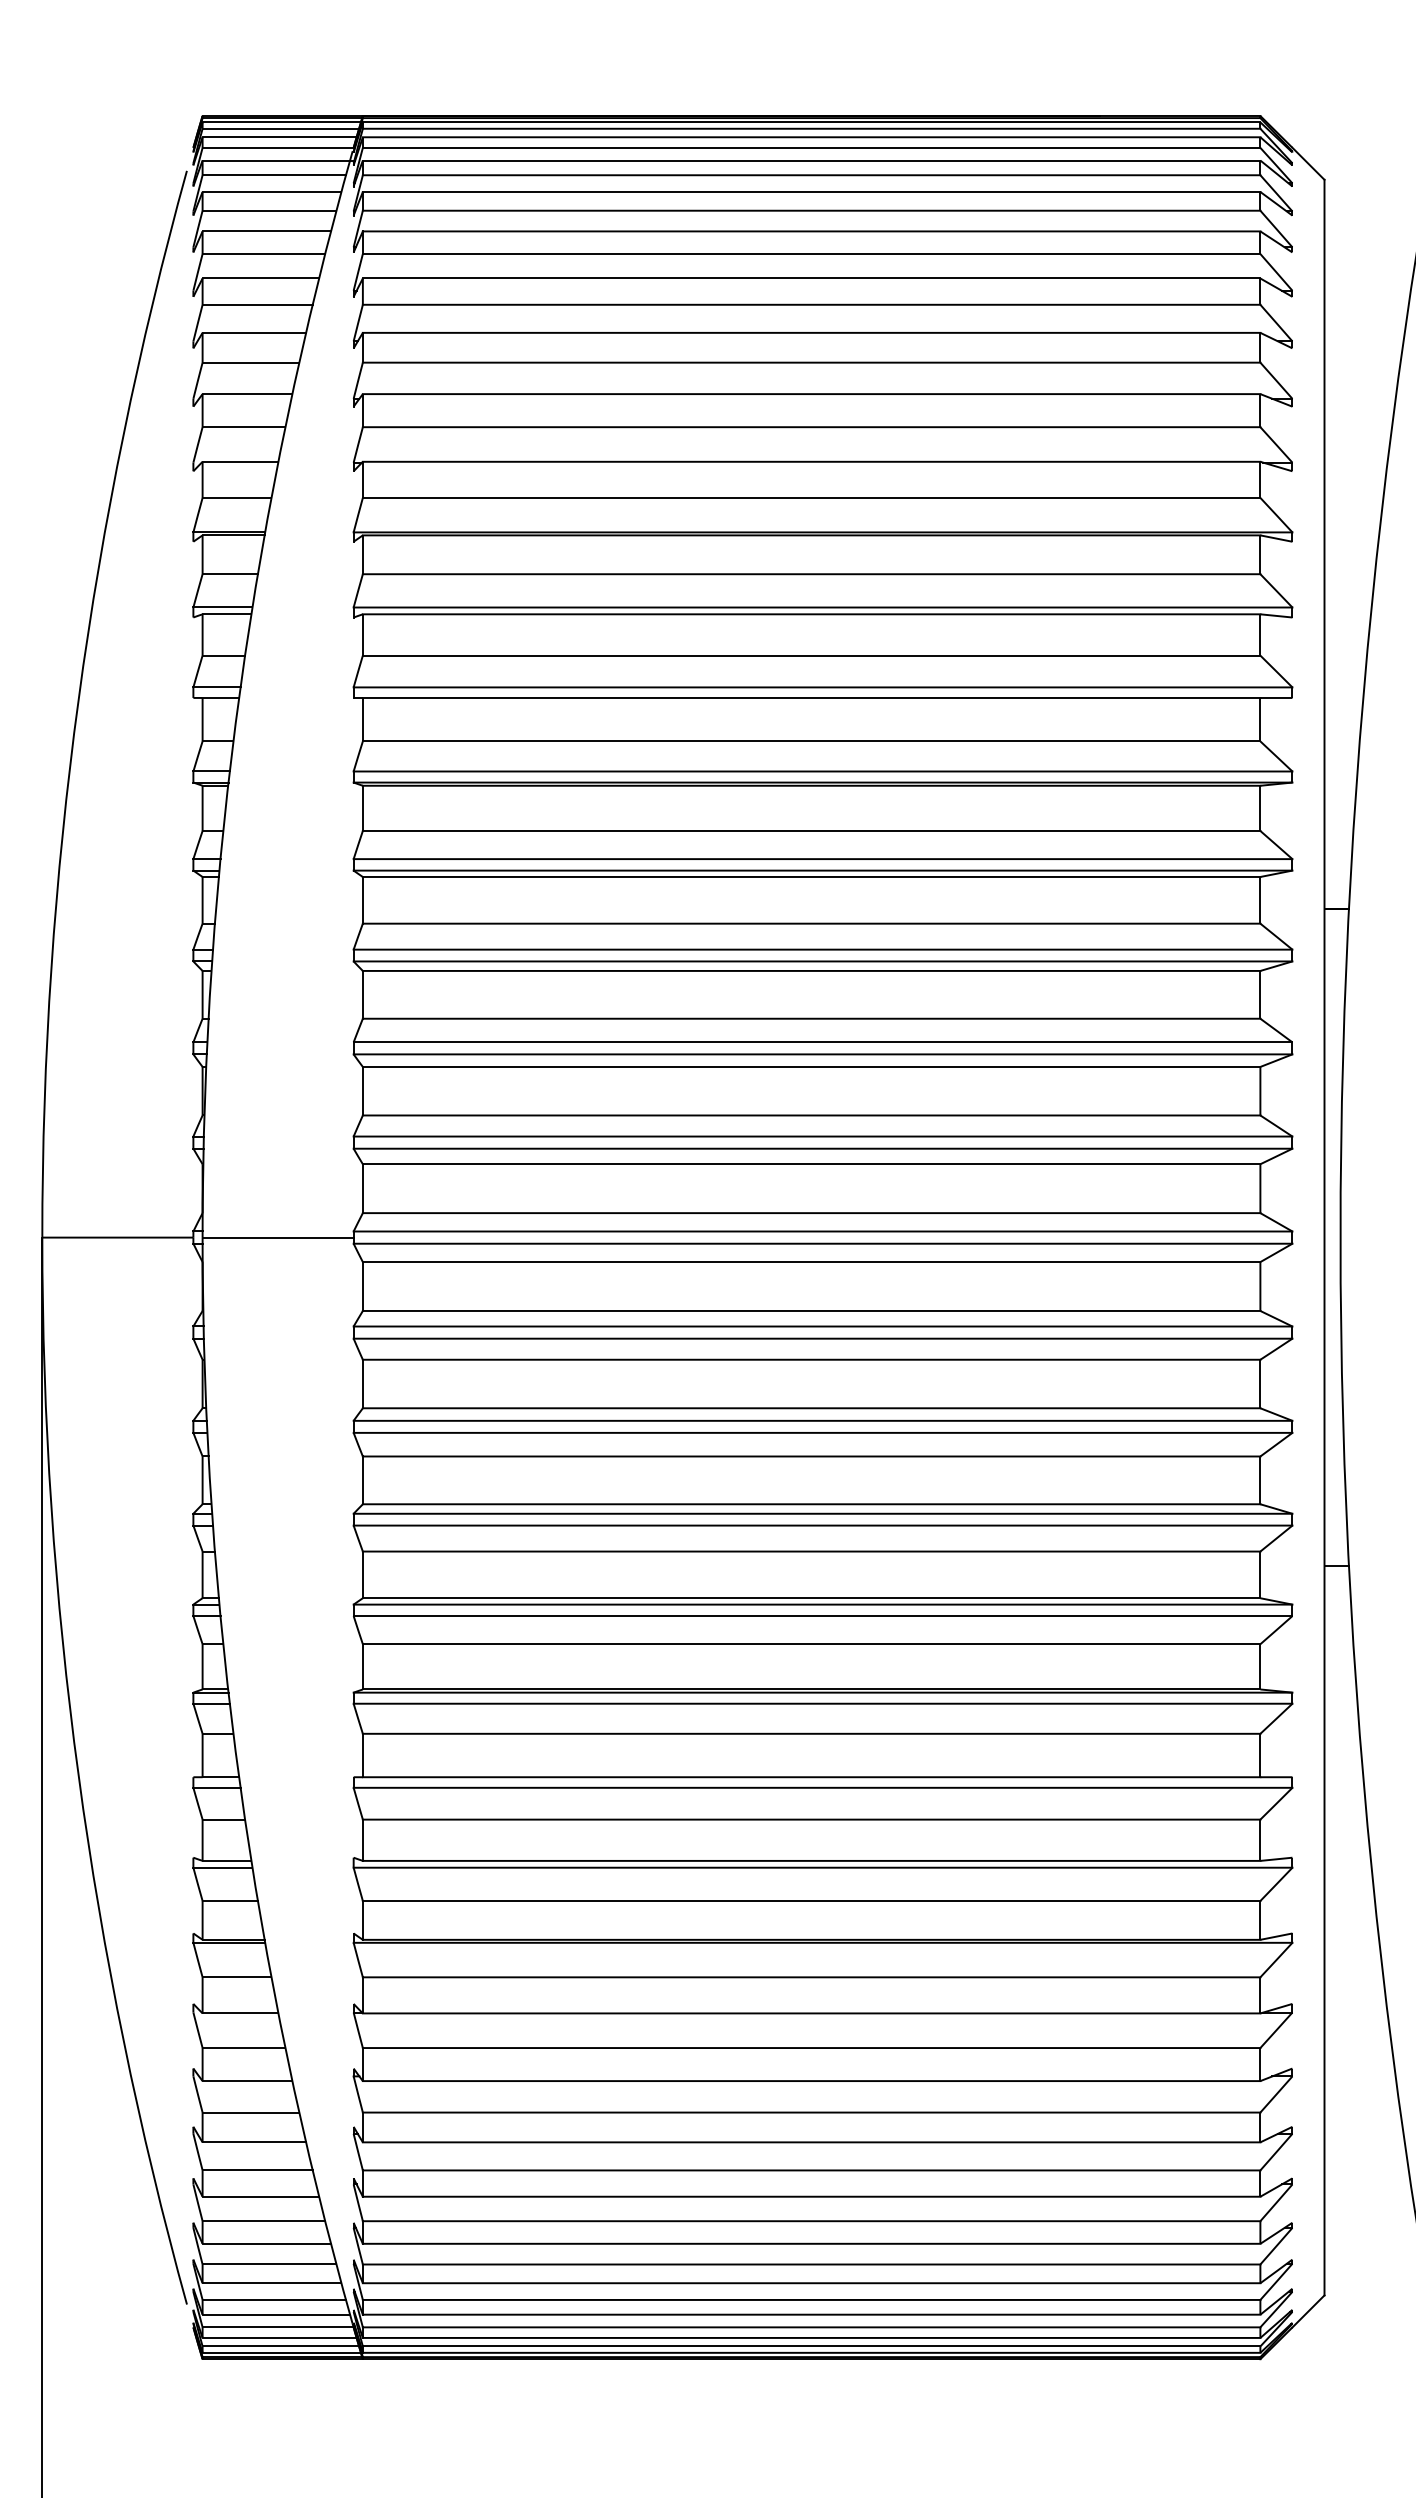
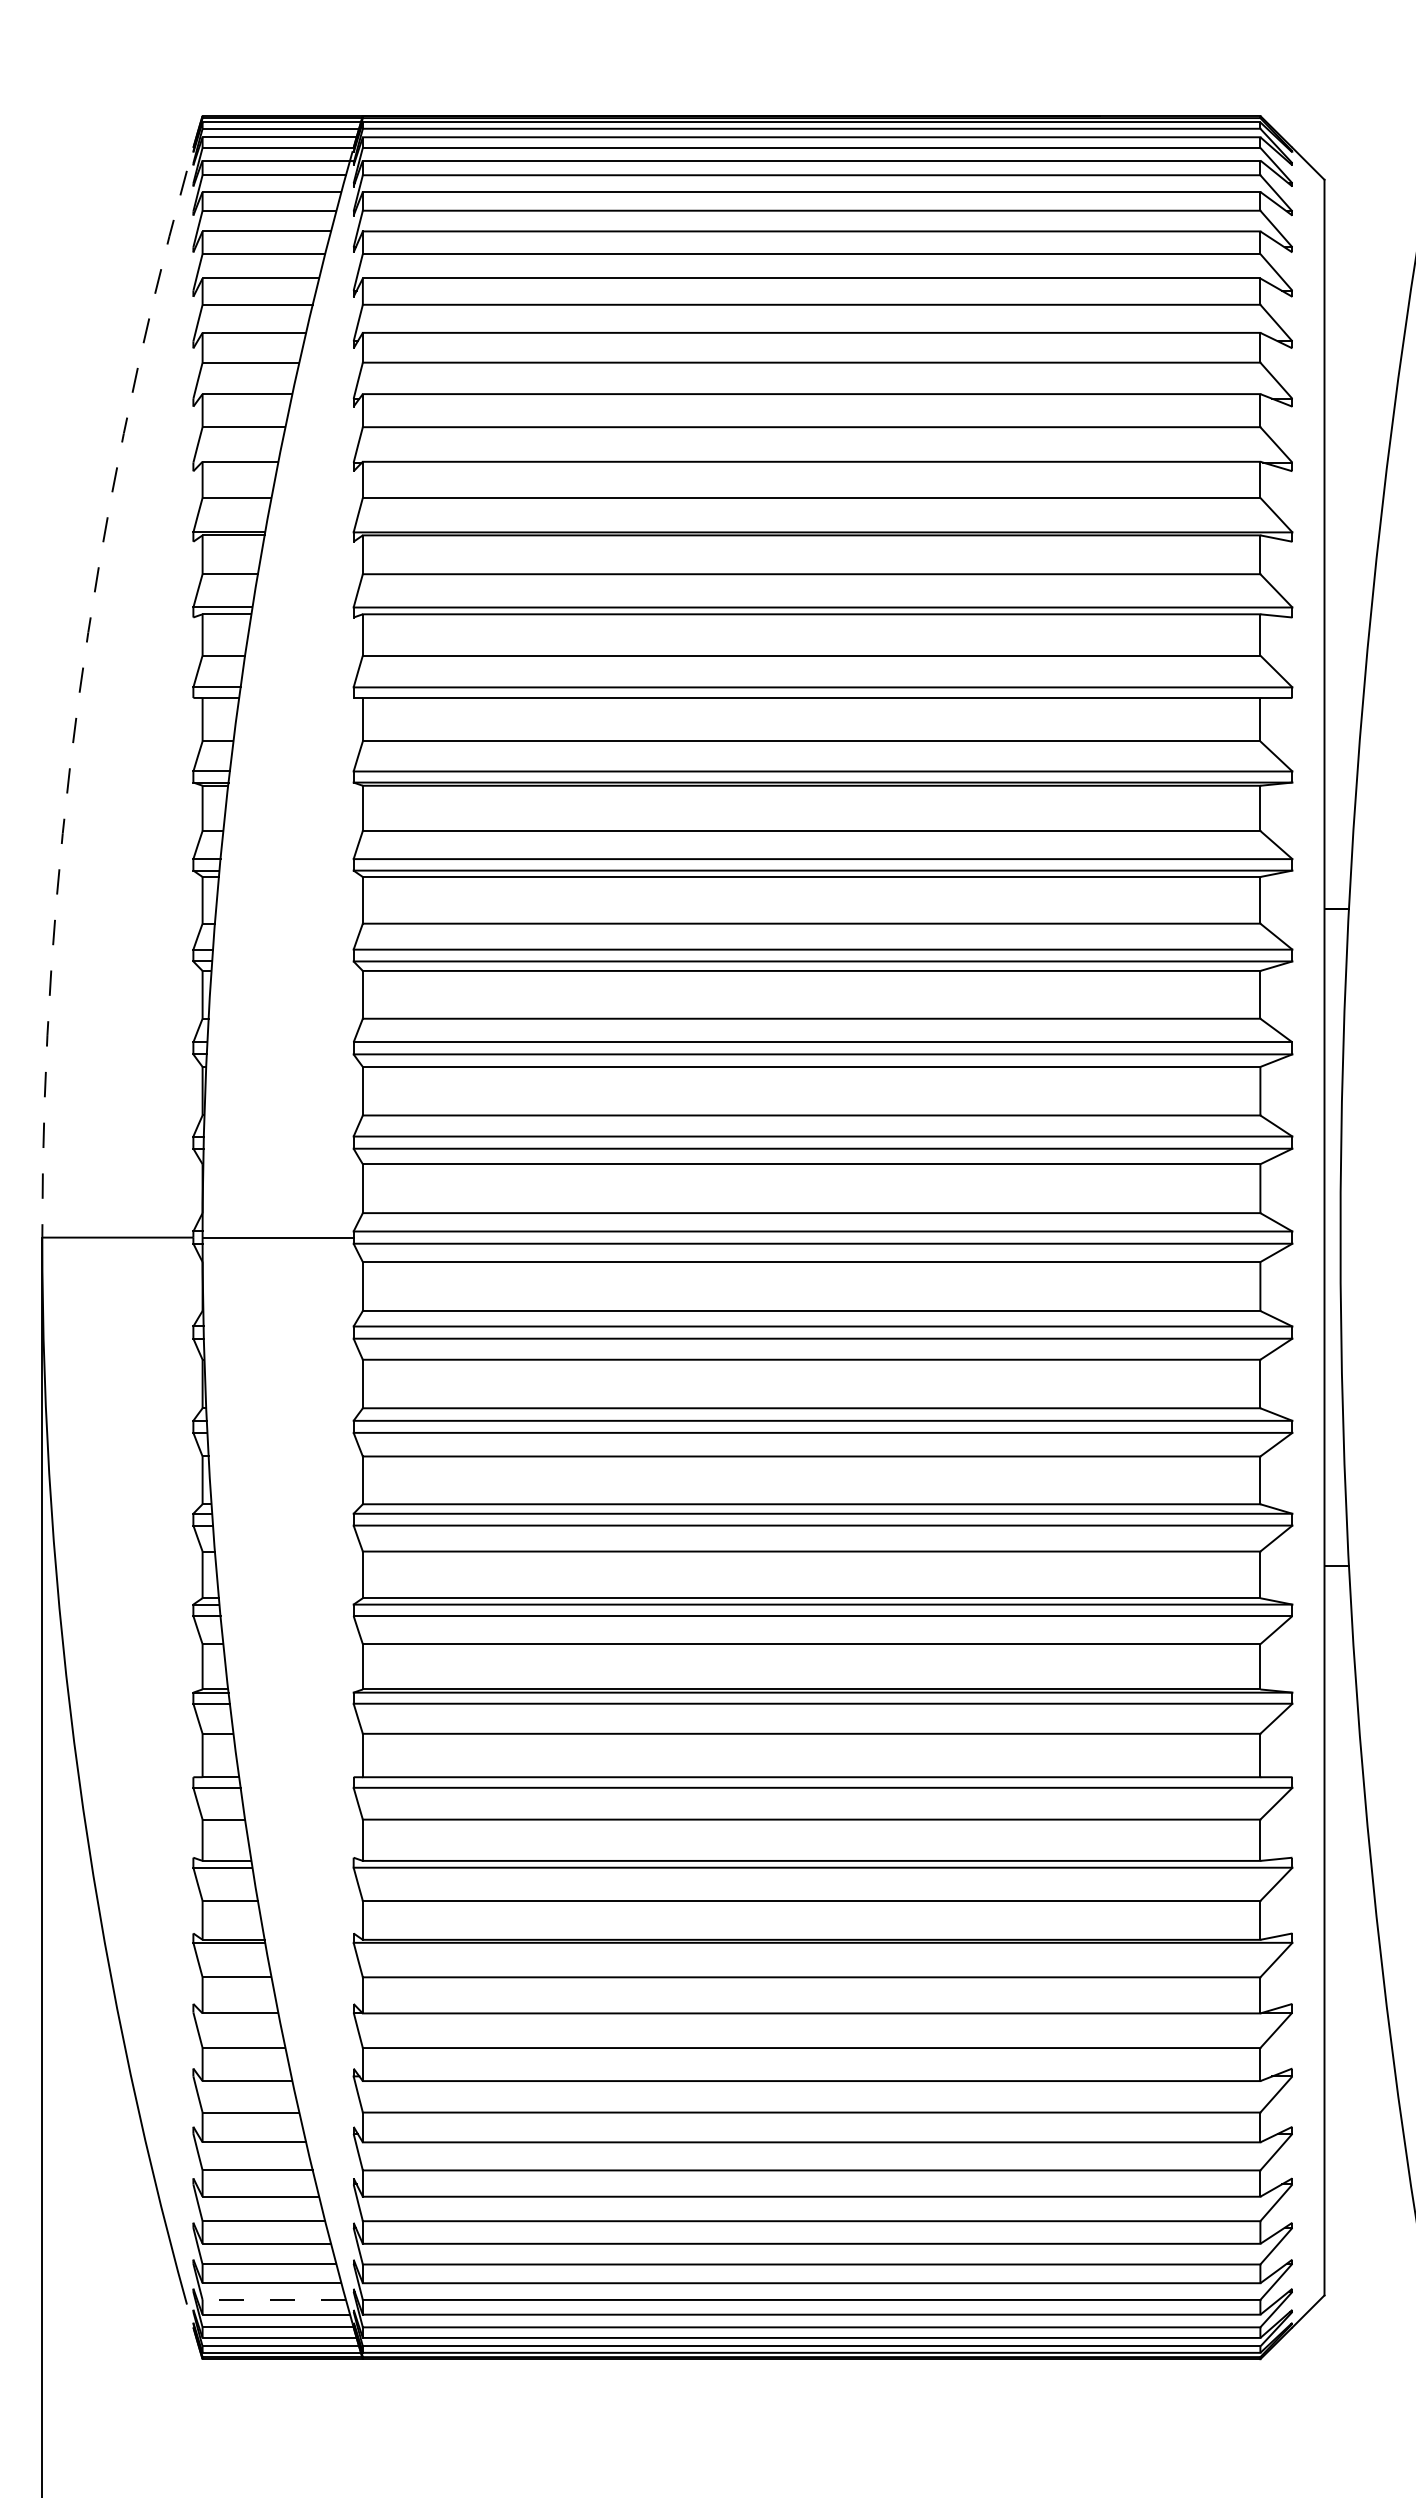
arc: solid -> dashed (78, 699)
line: solid -> dashed (274, 2299)
